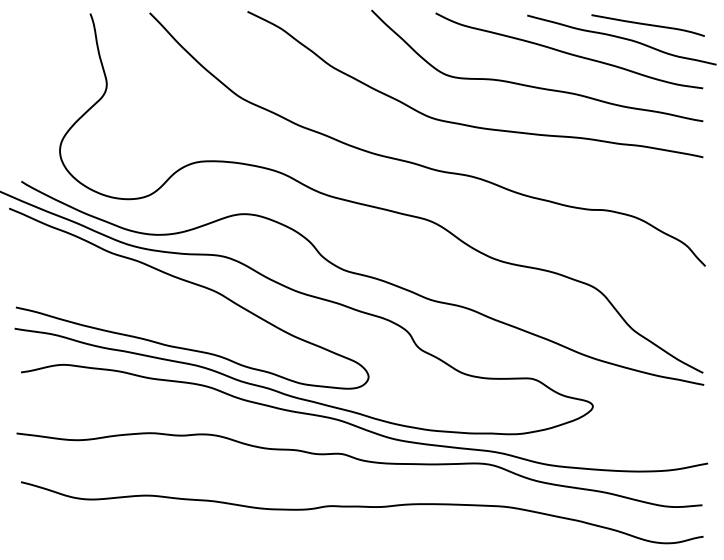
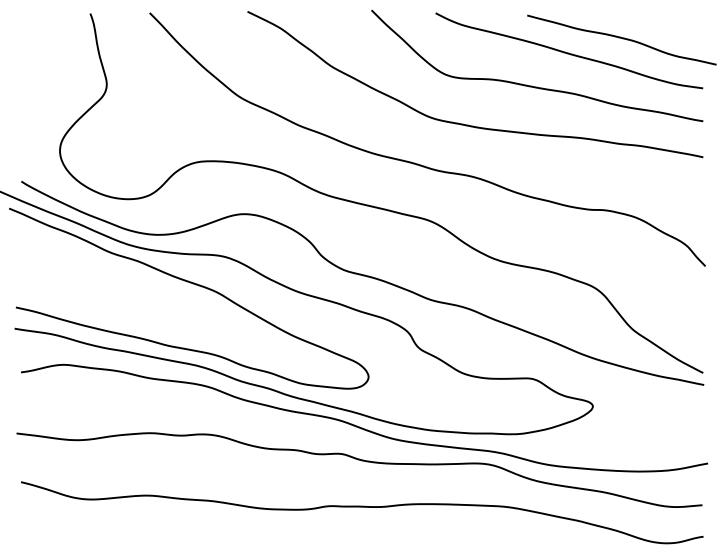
curve: present -> none (647, 25)
